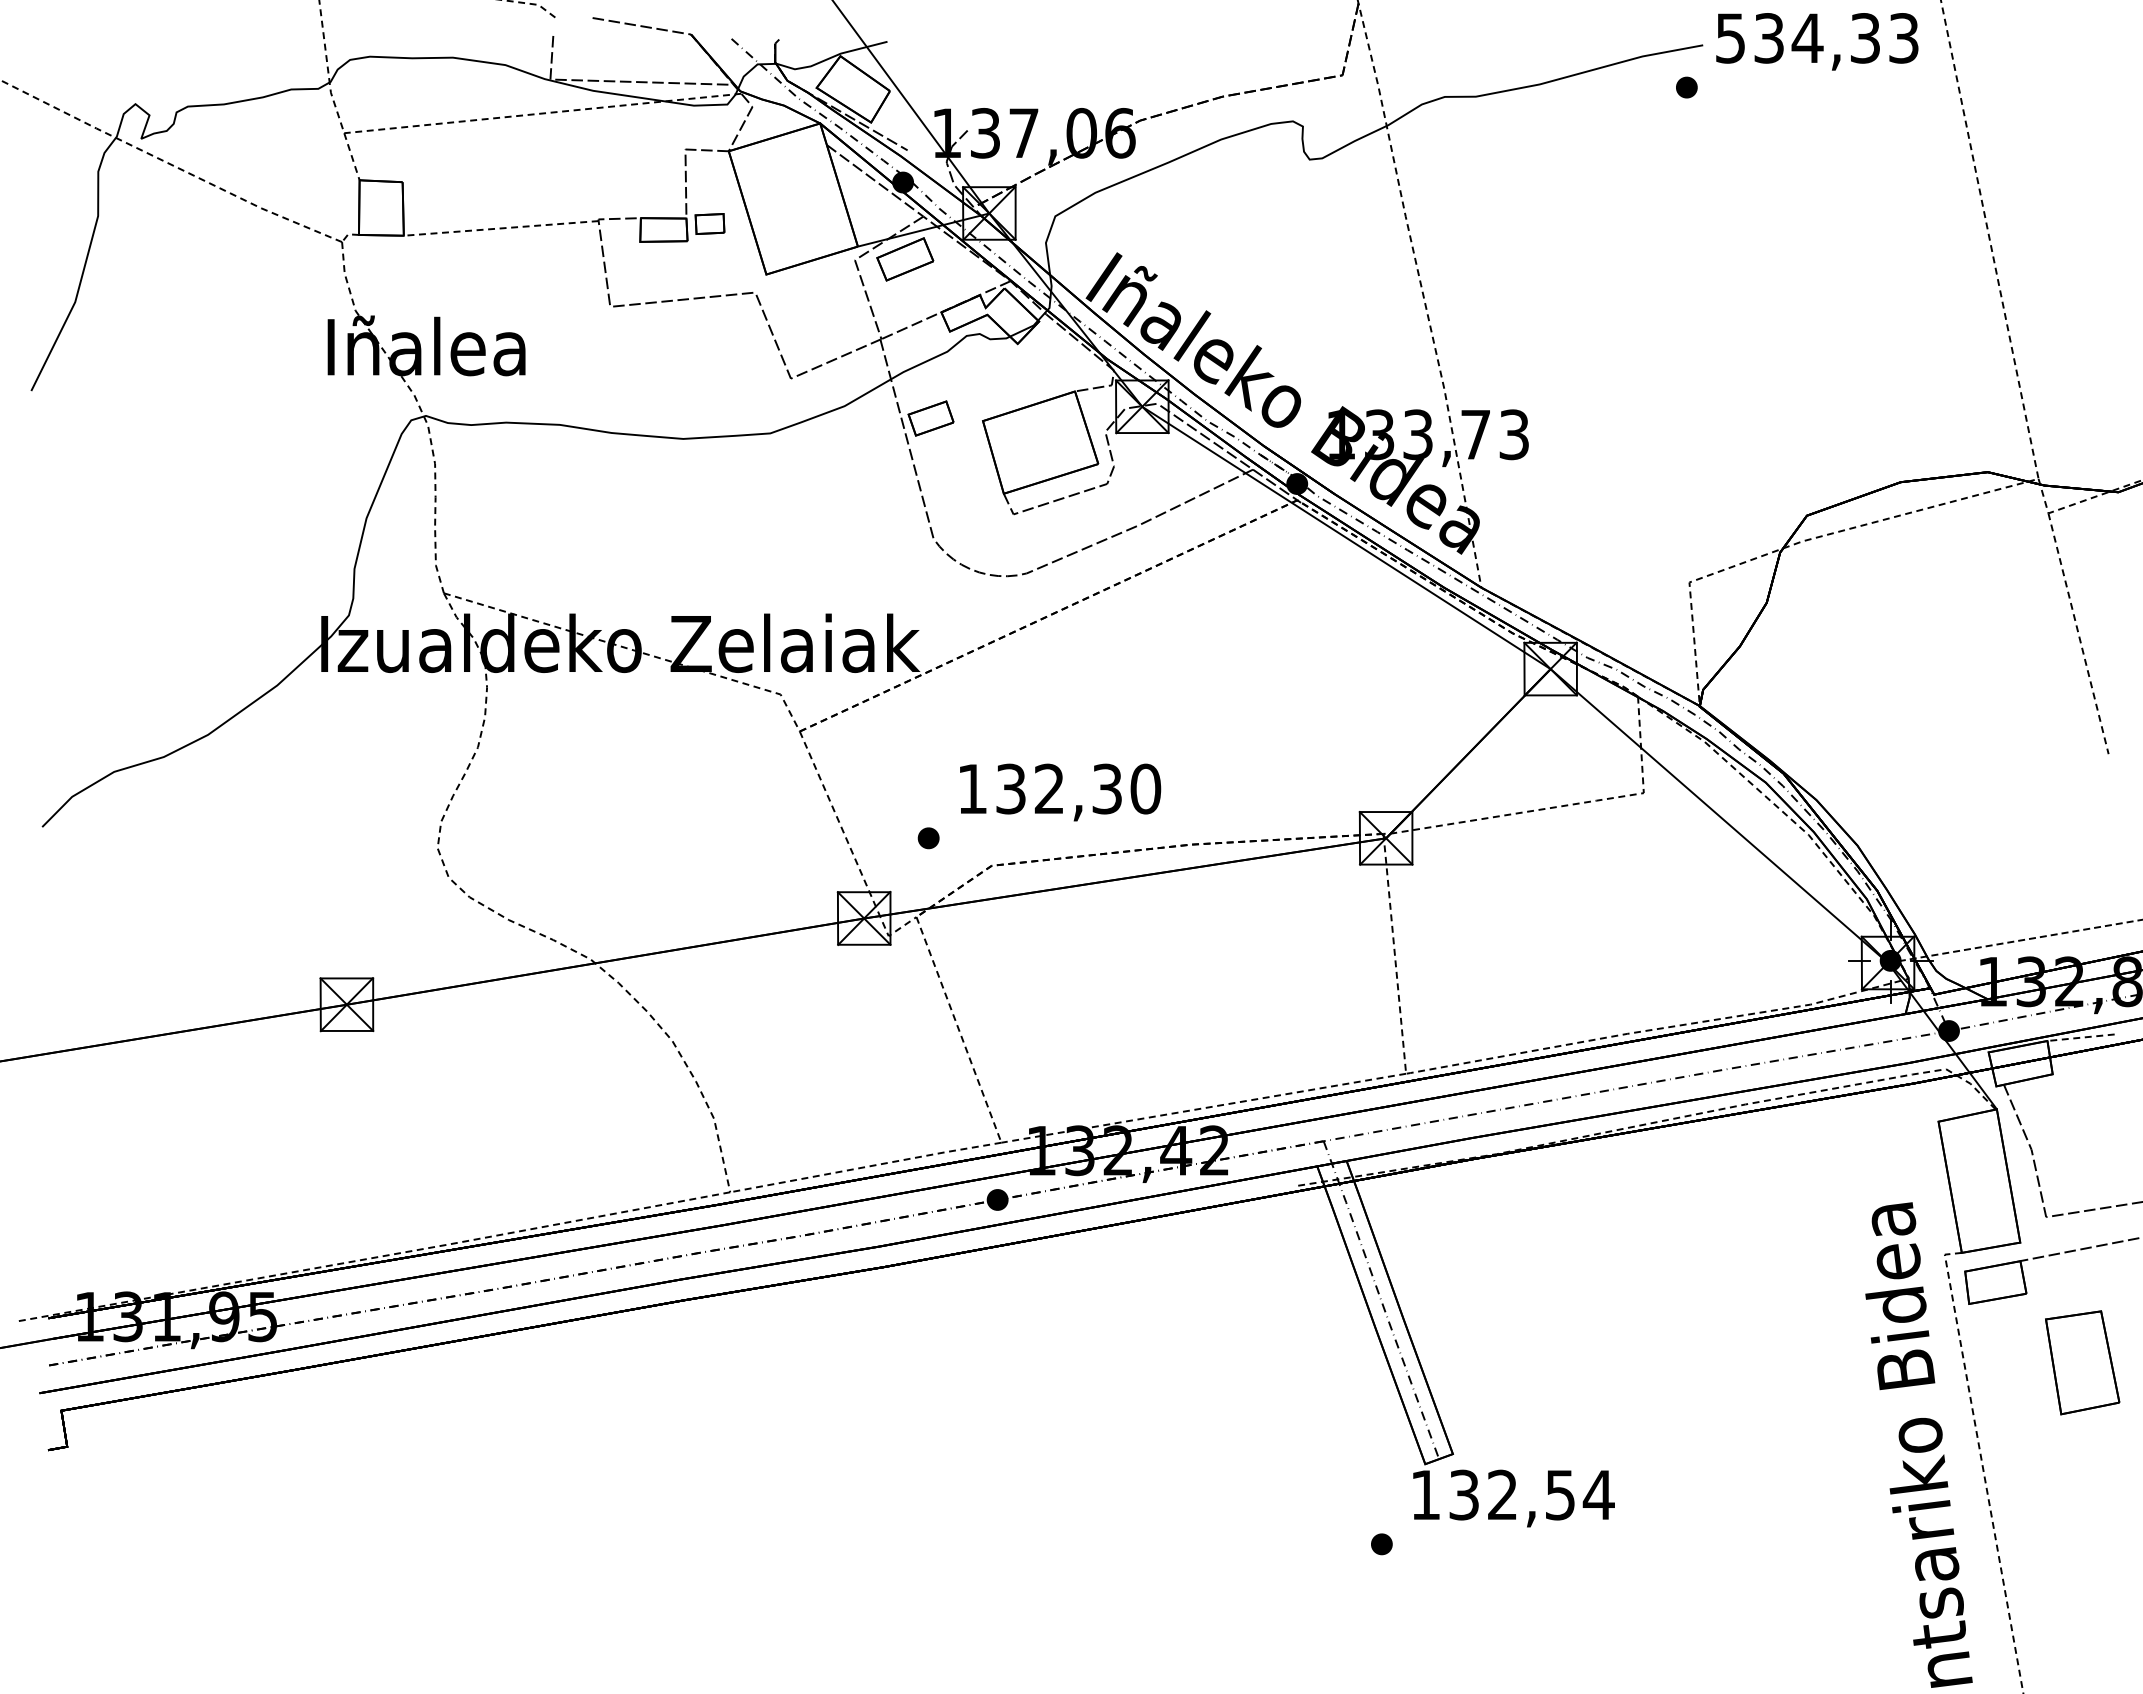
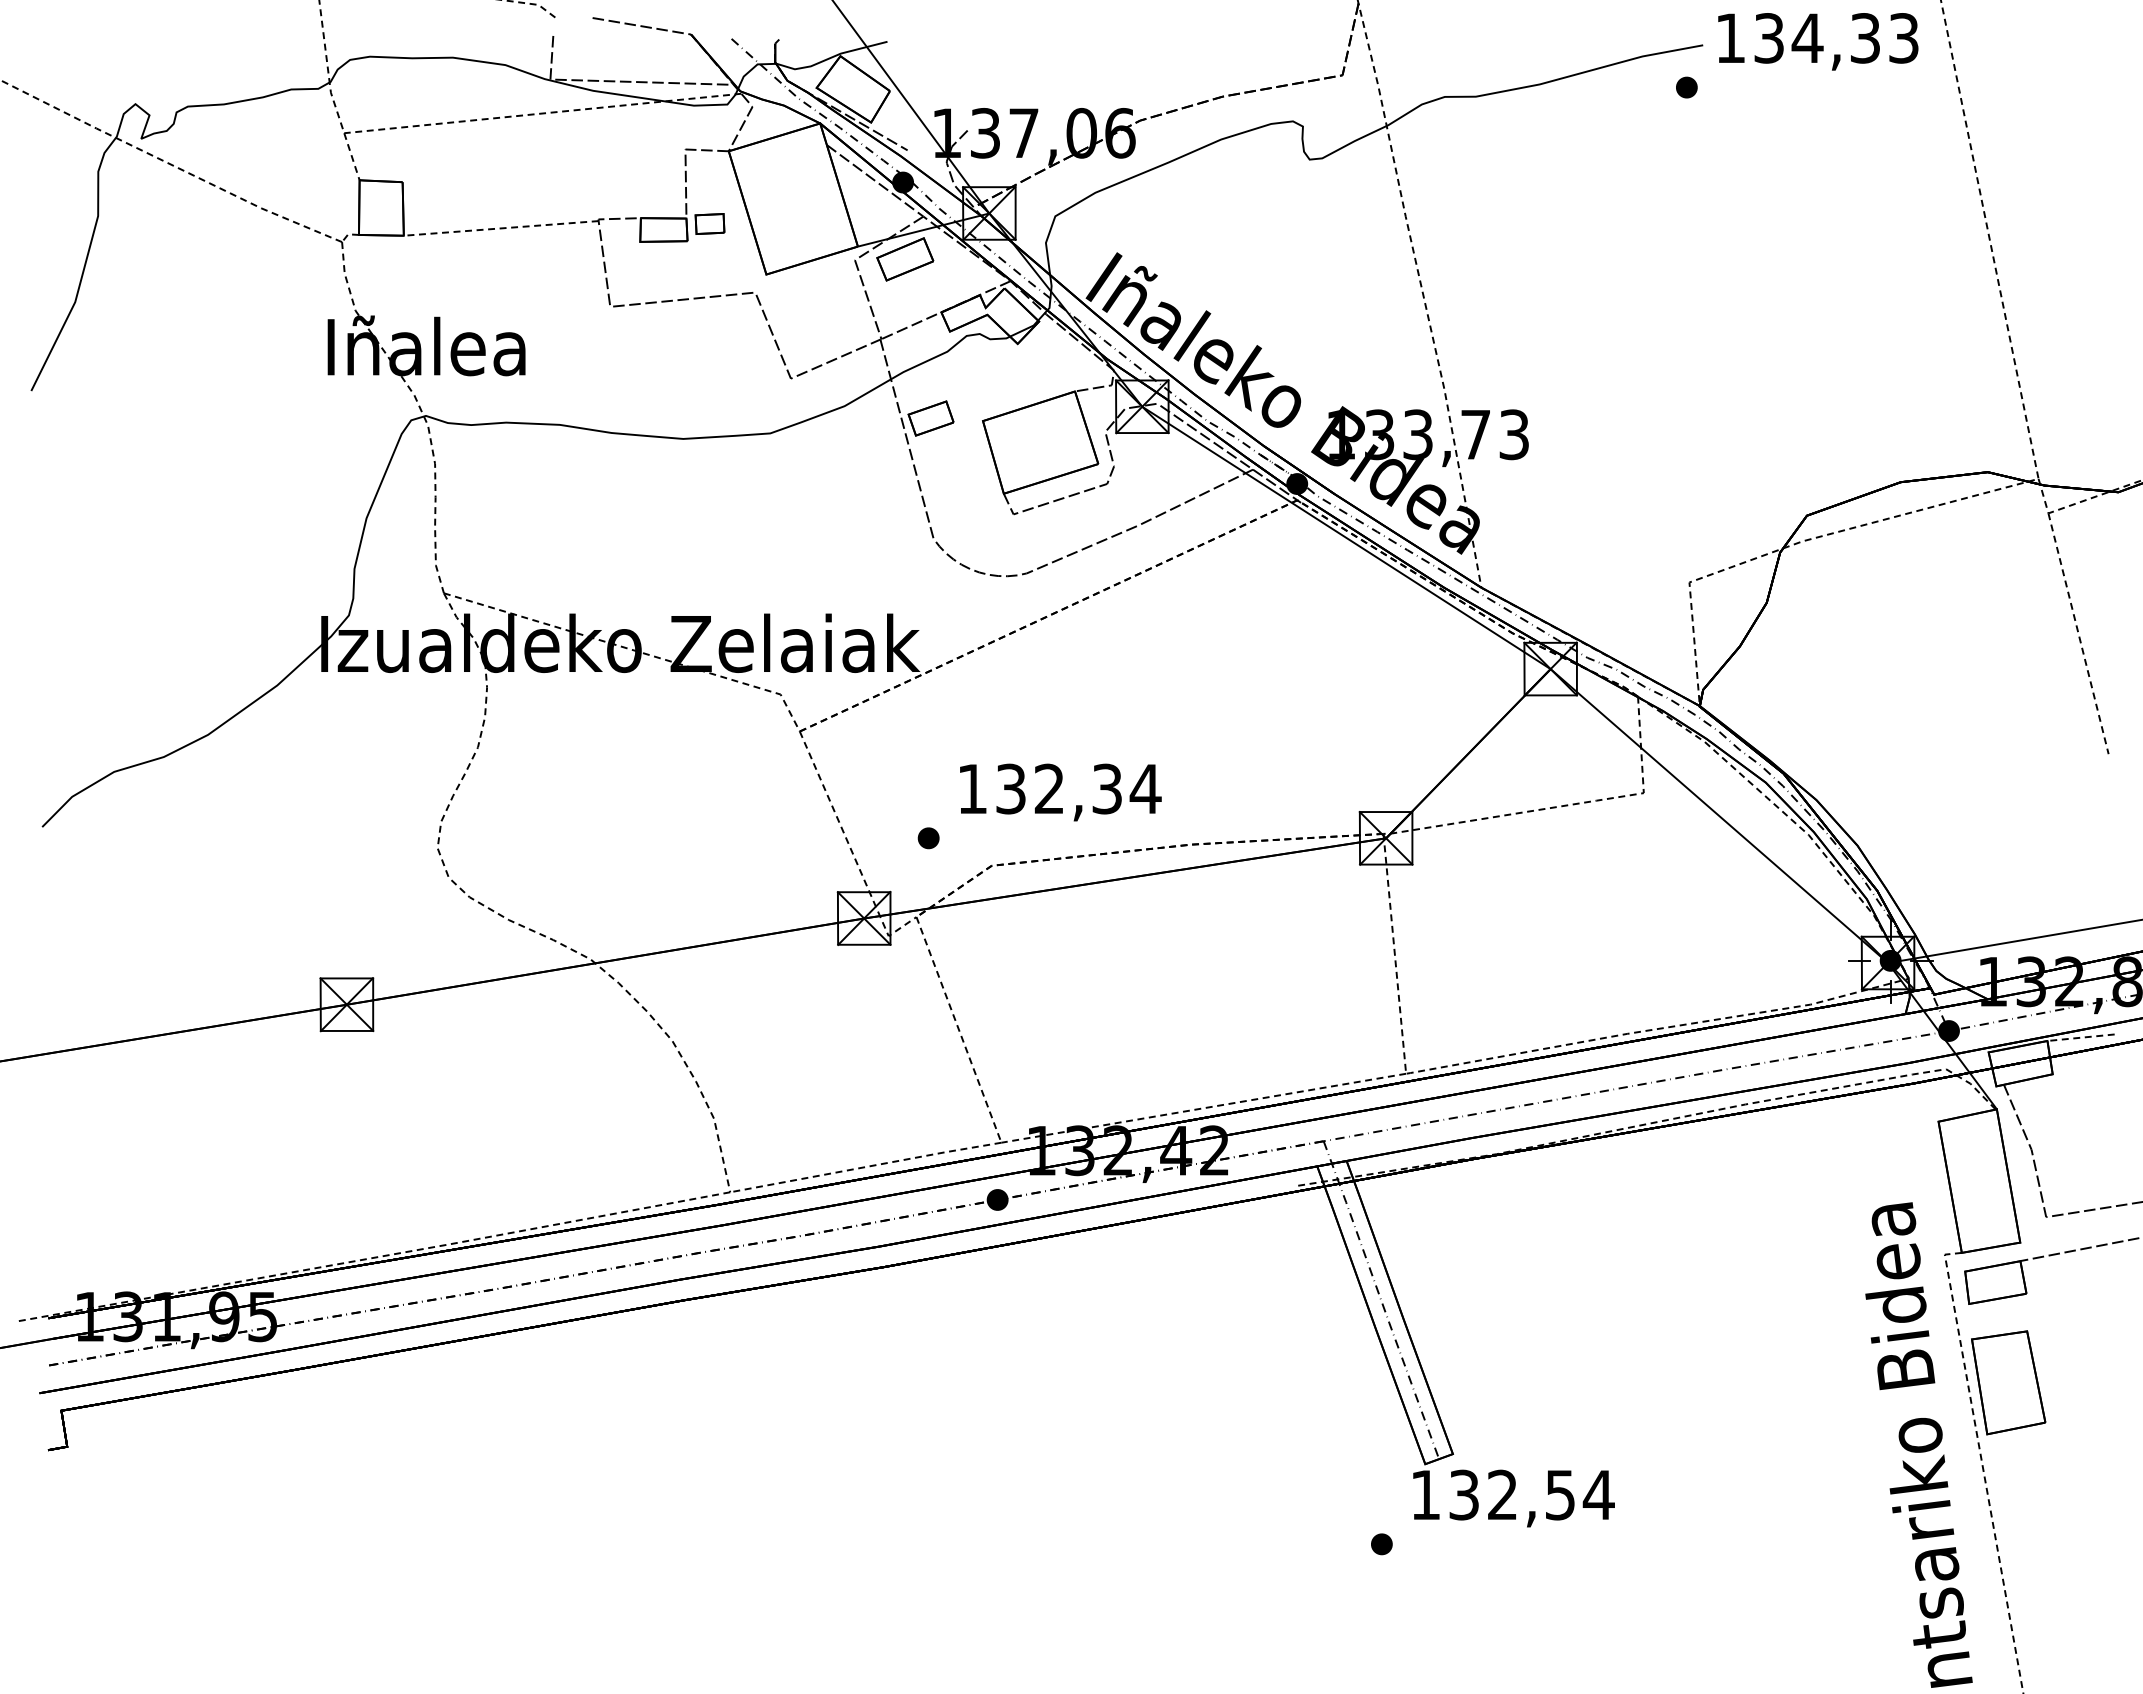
text: 534,33 -> 134,33 (1730, 38)
text: 132,30 -> 132,34 (1145, 788)
line: dashed -> solid (2015, 941)
part position: (2082, 1362) -> (2008, 1382) (2008, 1382)
